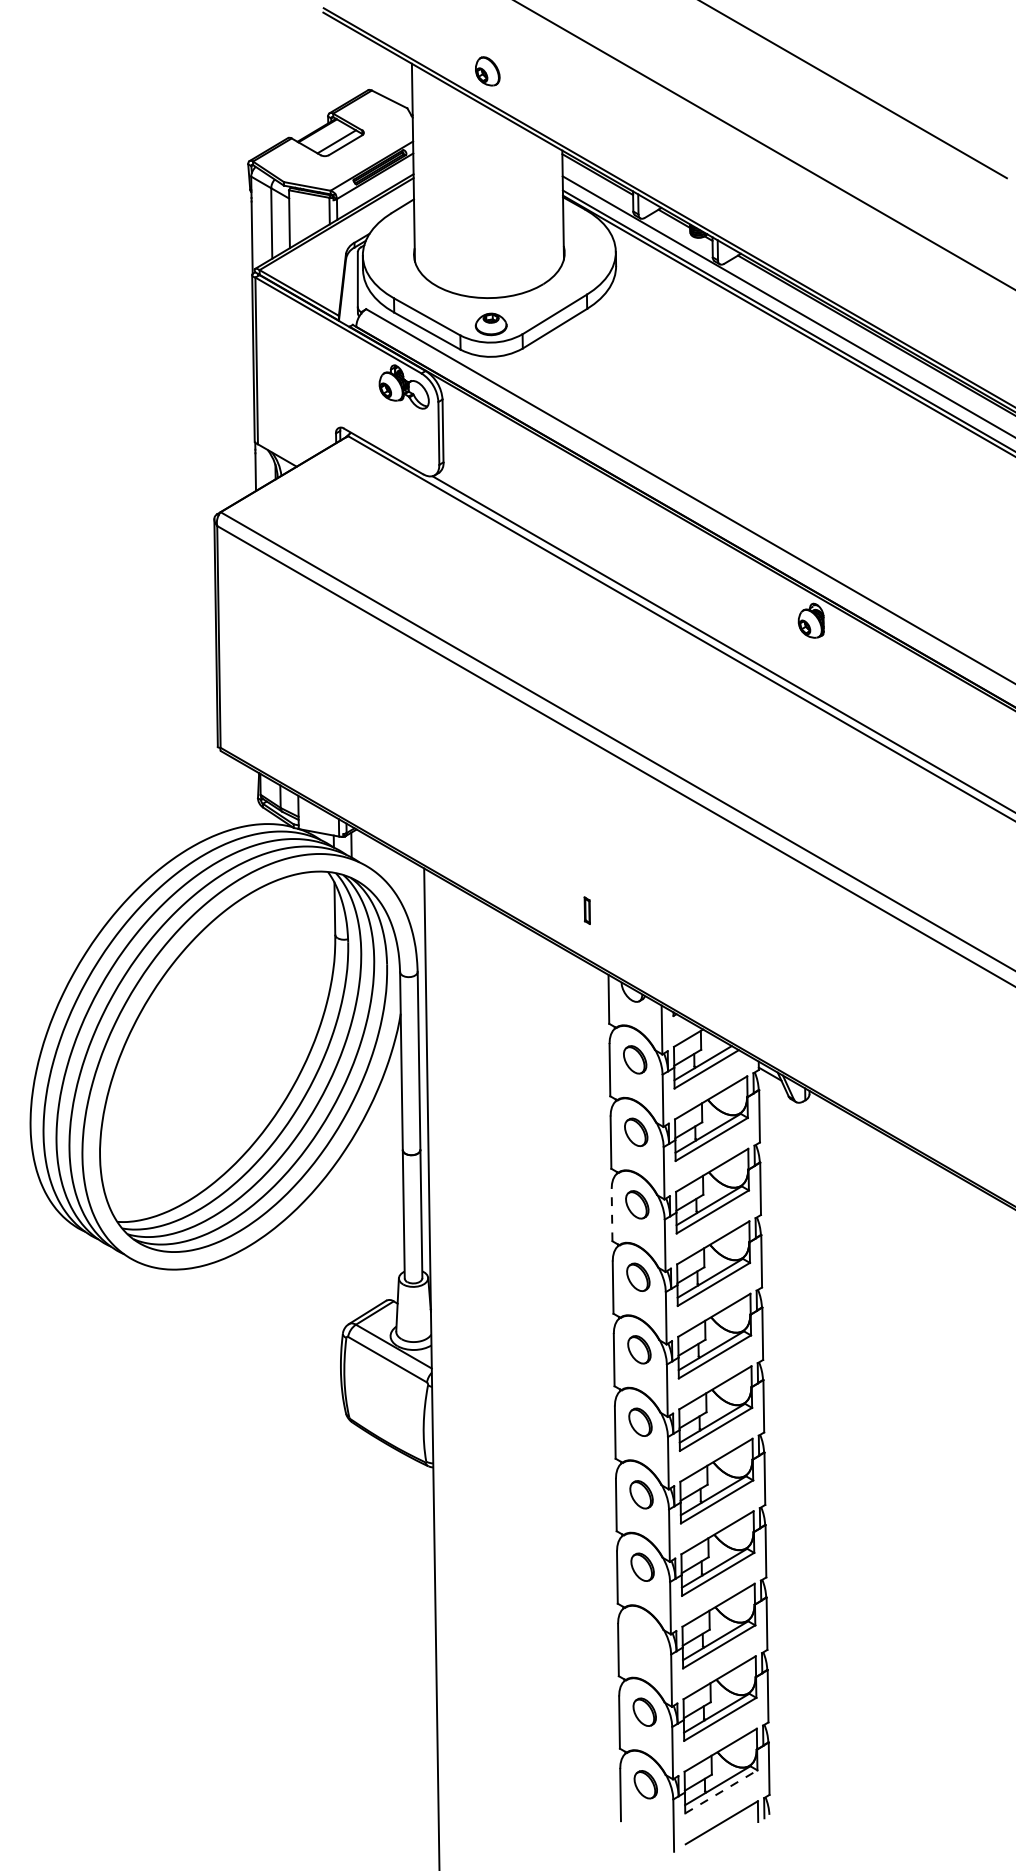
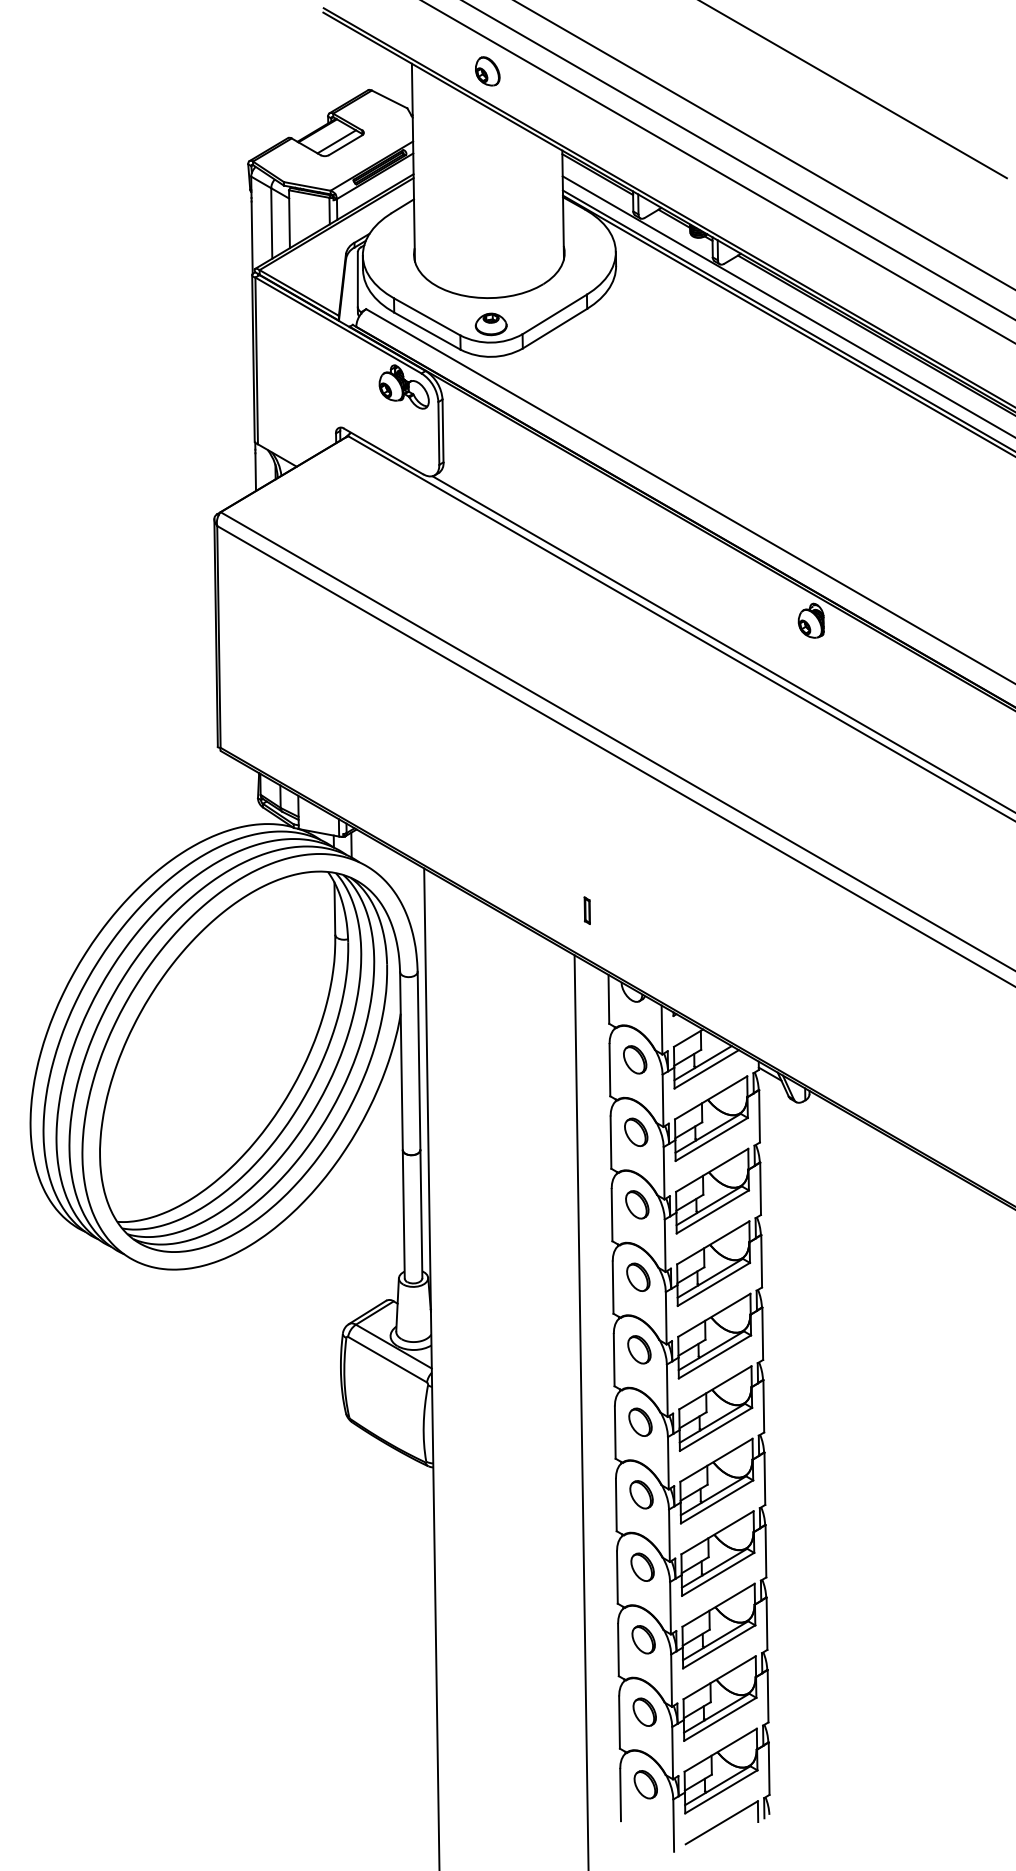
line: none -> present (738, 160)
line: none -> present (718, 171)
line: dashed -> solid (612, 1214)
line: none -> present (581, 1411)
part: none -> present (643, 1639)
line: dashed -> solid (721, 1791)
